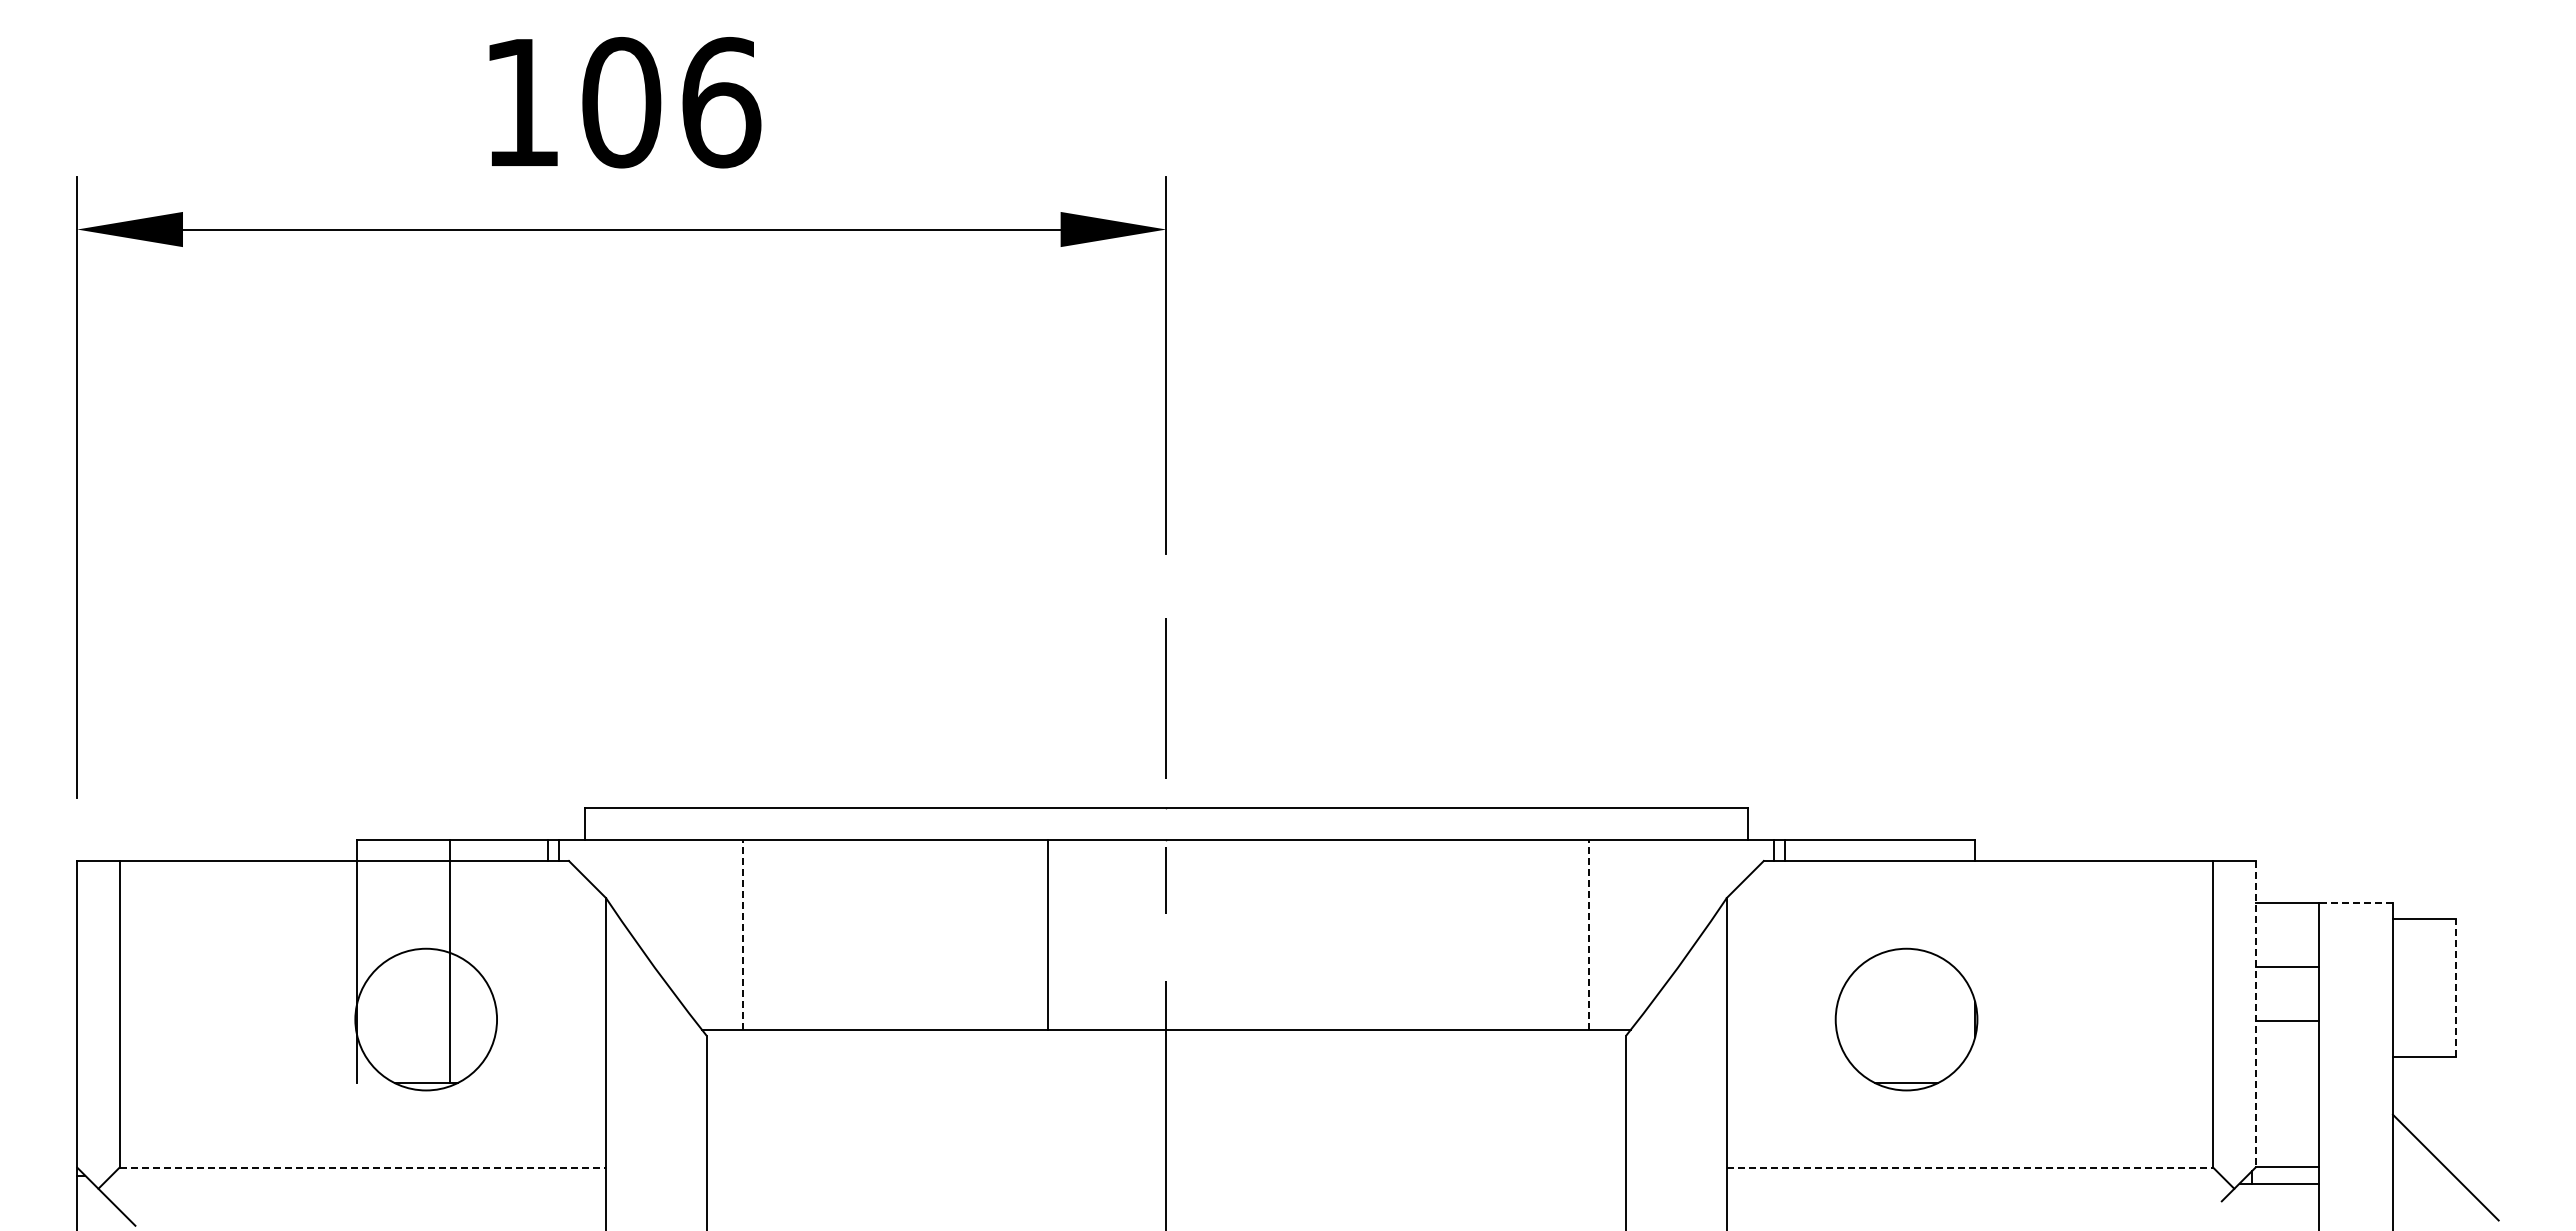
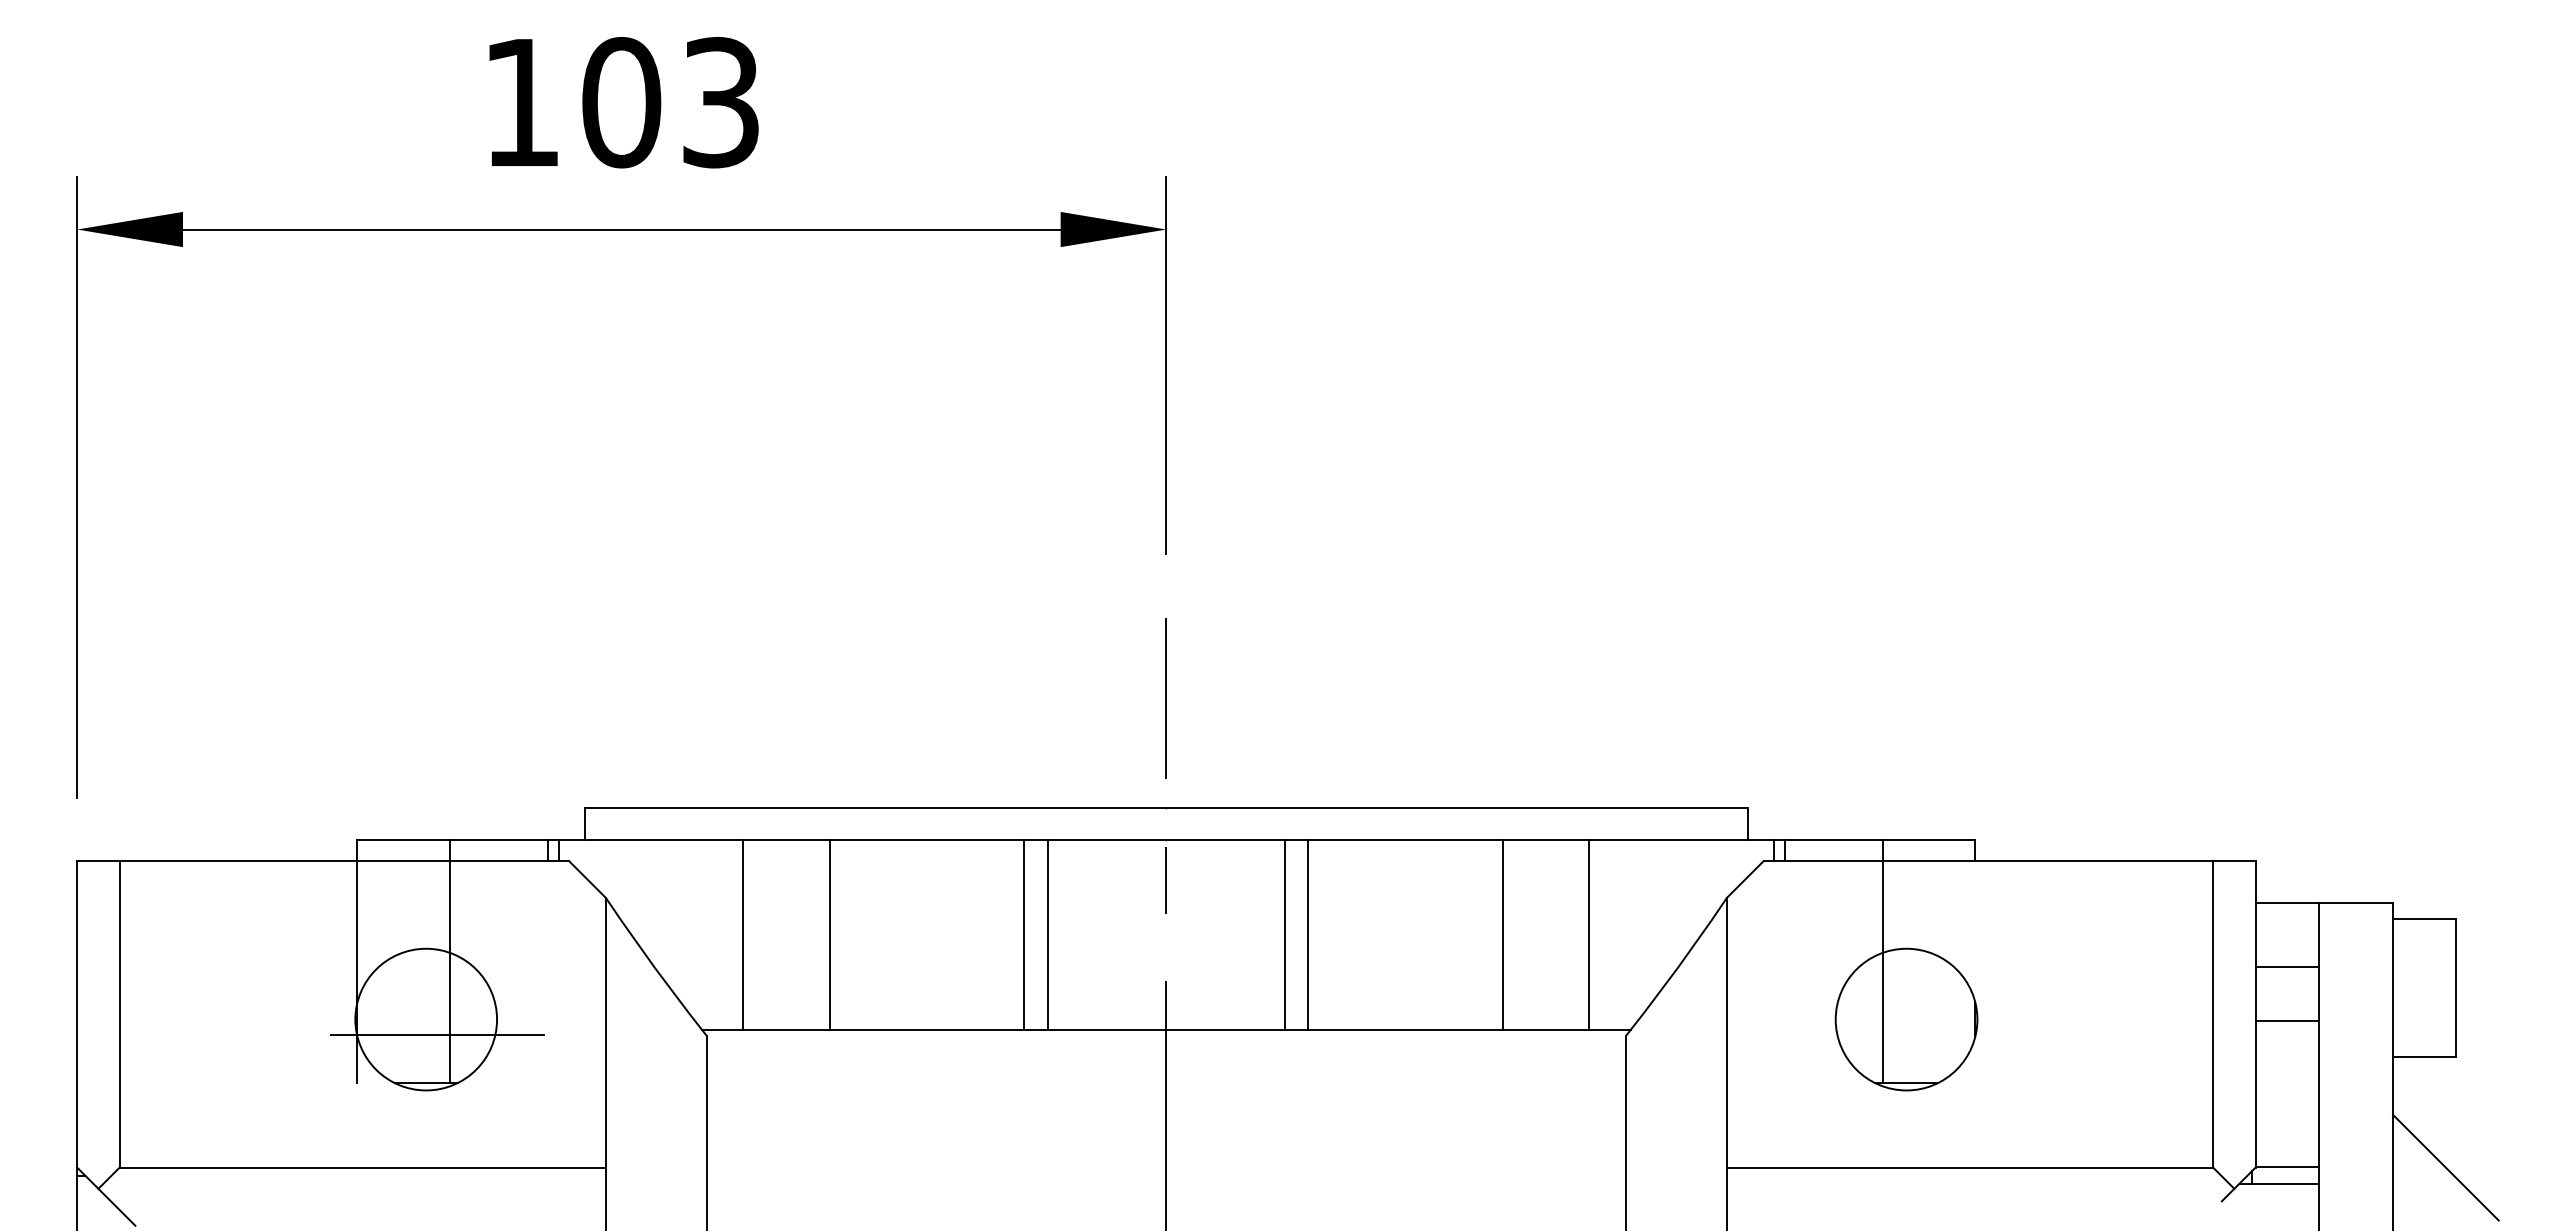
text: 106 -> 103 (721, 102)
line: dashed -> solid (2355, 903)
line: dashed -> solid (743, 934)
line: none -> present (829, 934)
line: none -> present (1024, 934)
line: none -> present (1284, 934)
line: none -> present (1308, 934)
line: none -> present (1503, 934)
line: dashed -> solid (1589, 934)
line: none -> present (1882, 961)
line: dashed -> solid (2456, 987)
line: dashed -> solid (2255, 1014)
line: none -> present (437, 1035)
line: dashed -> solid (363, 1167)
line: dashed -> solid (1970, 1167)
